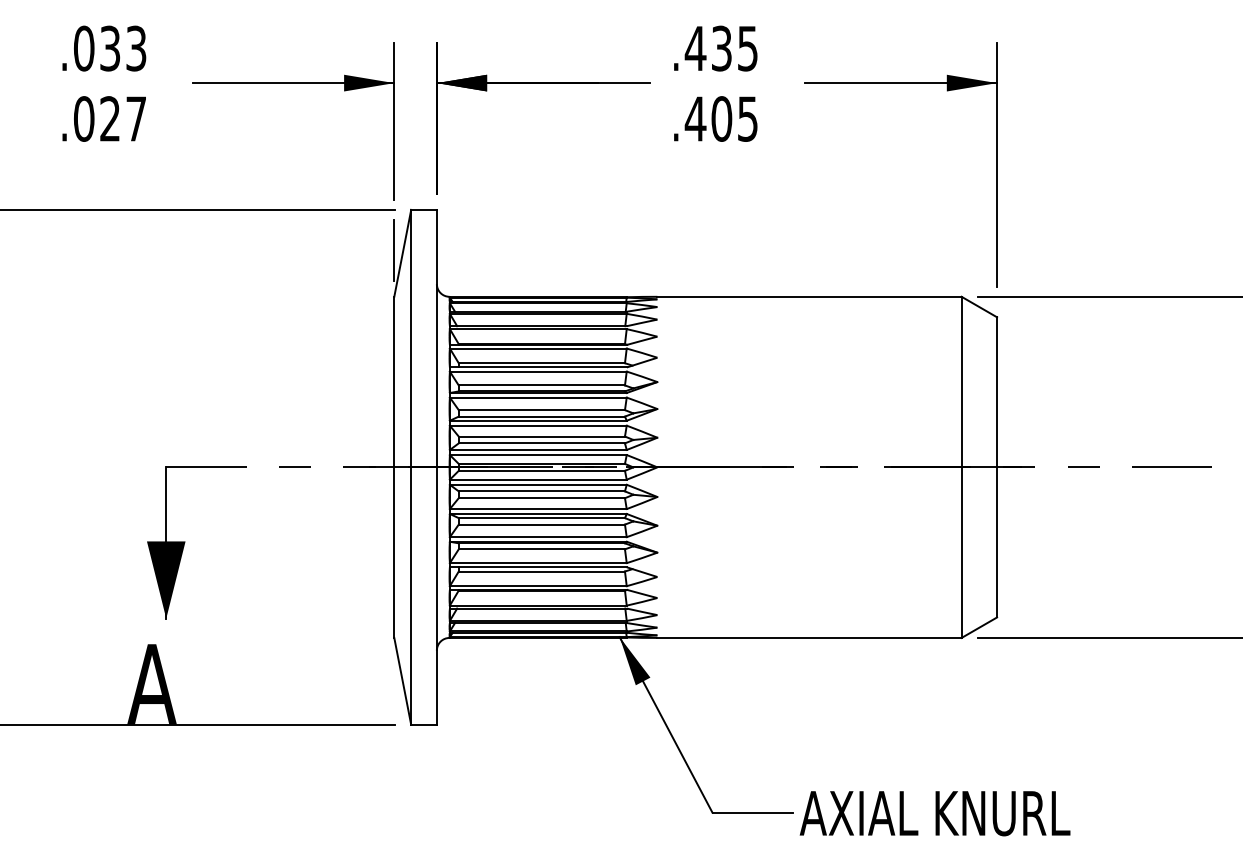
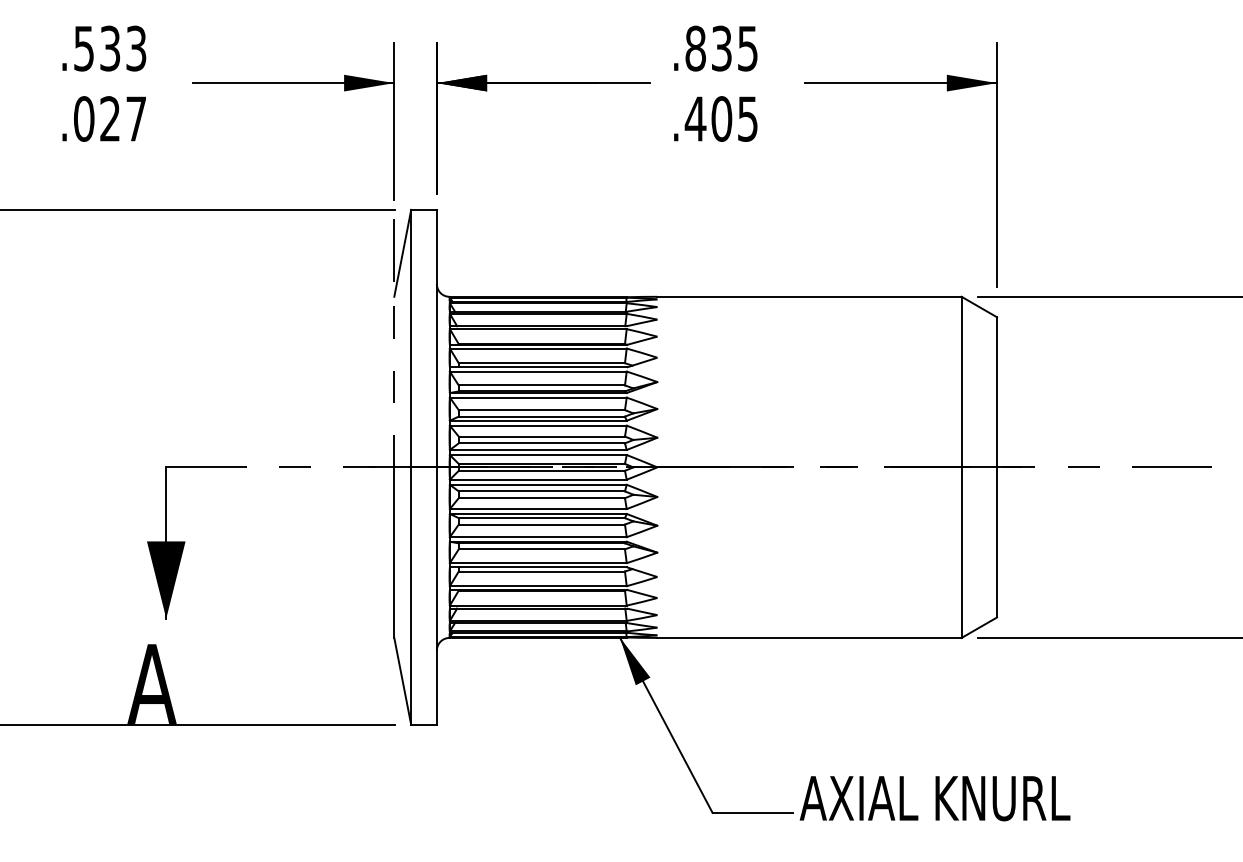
text: .033 -> .533 (84, 48)
text: .435 -> .835 (695, 48)
line: solid -> dashed (394, 381)
text position: (934, 813) -> (934, 798) (934, 798)
